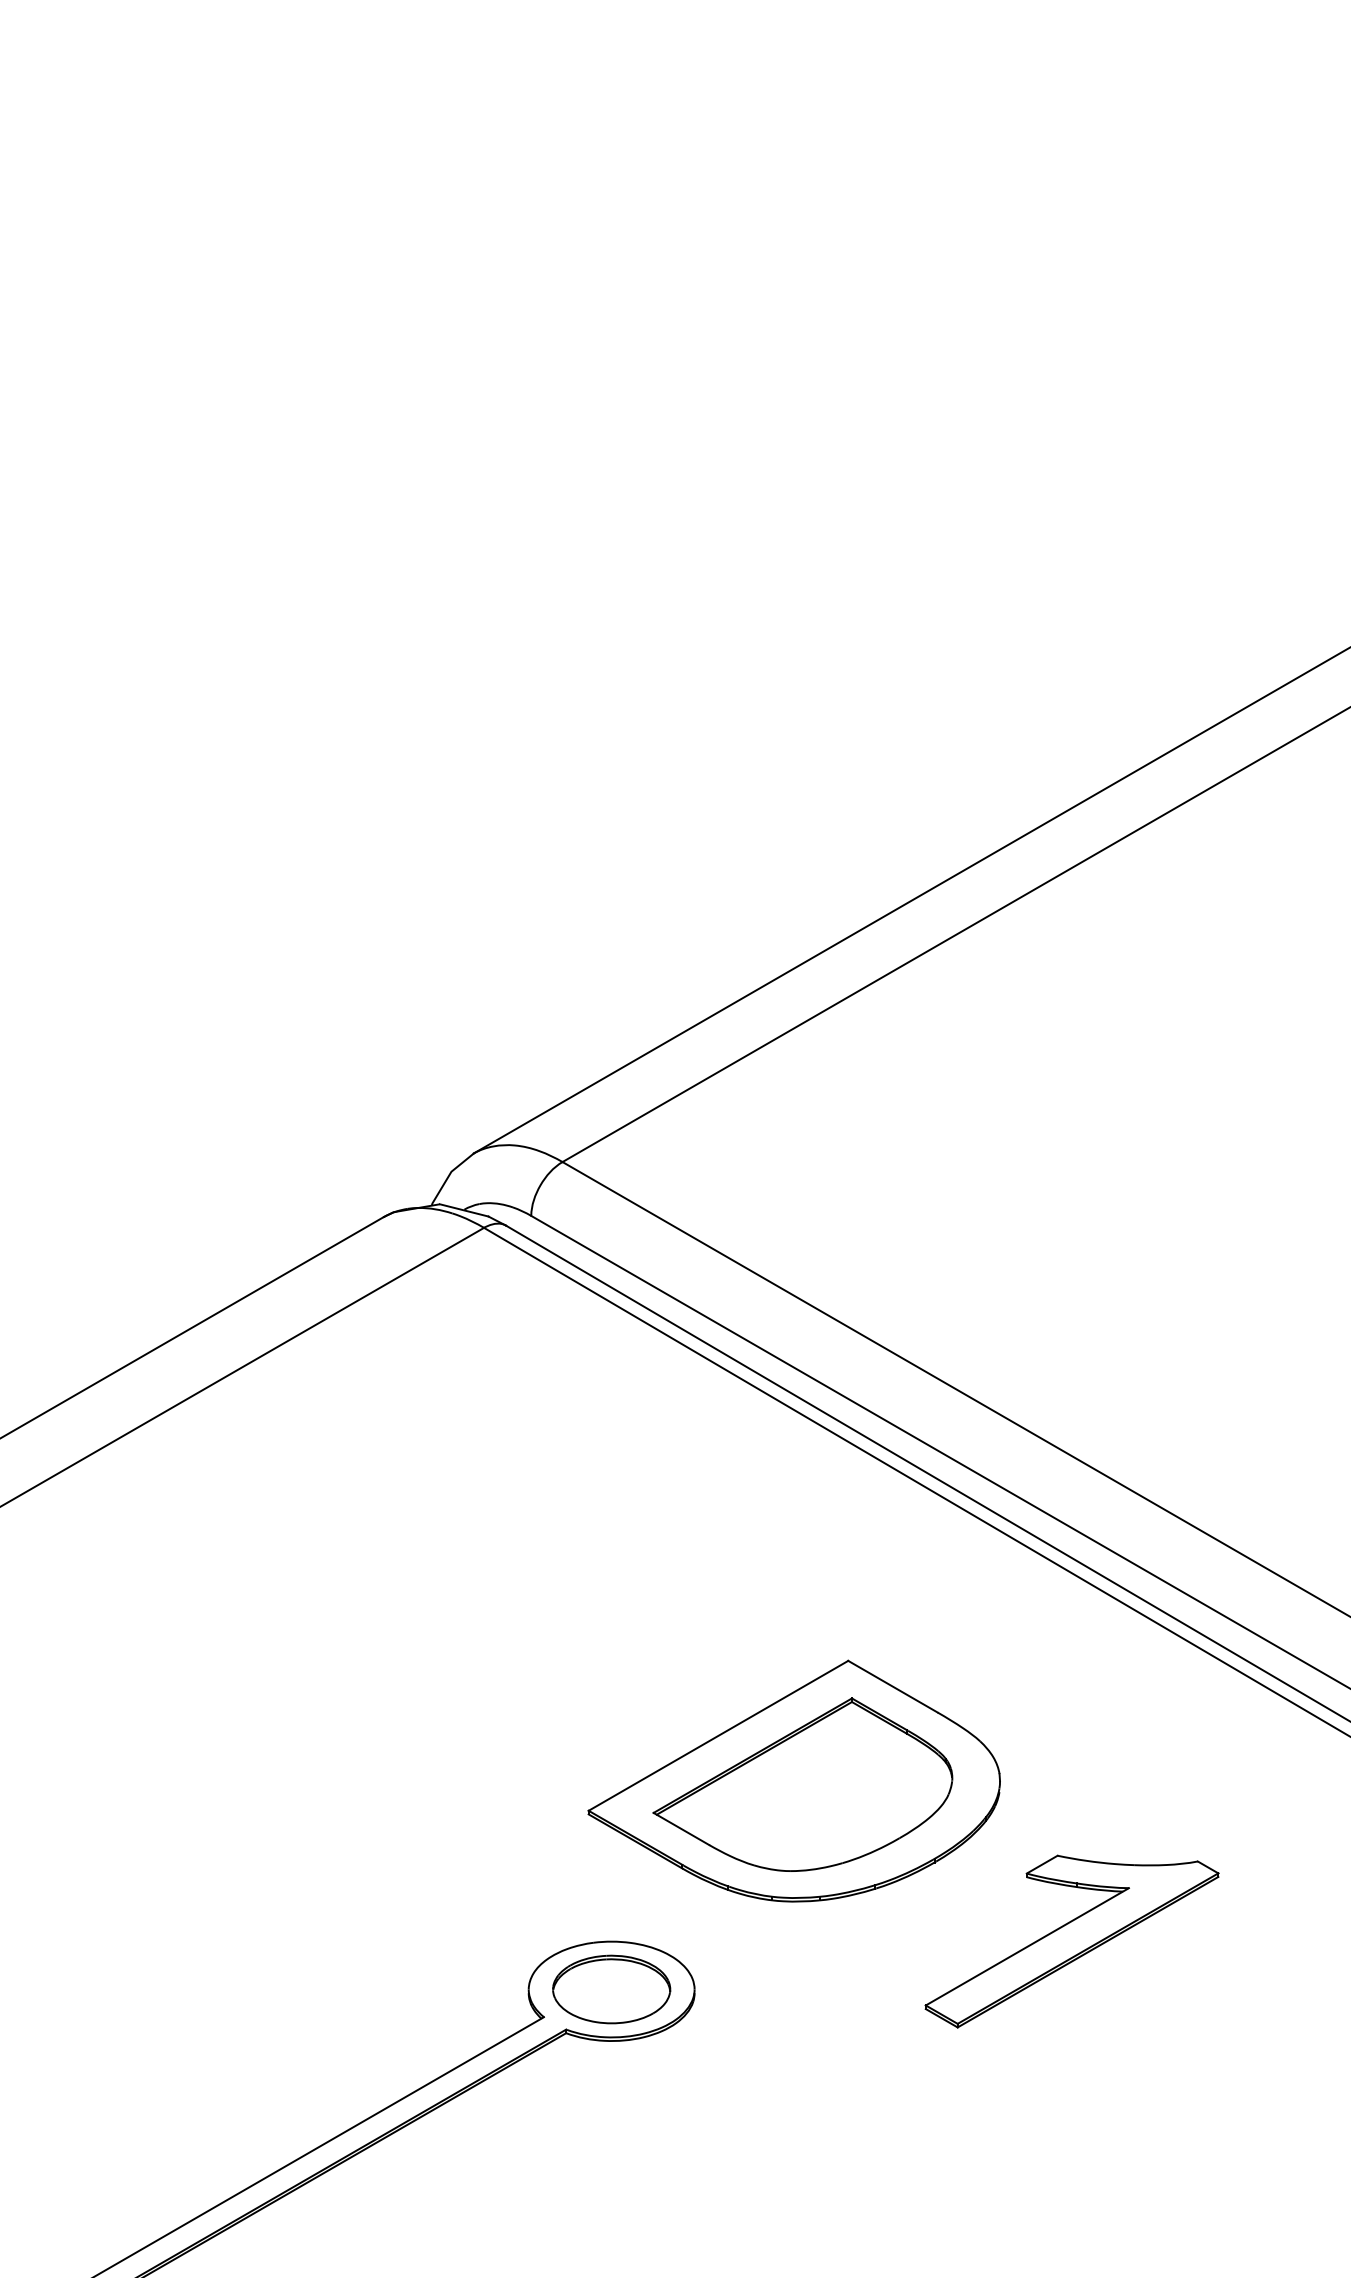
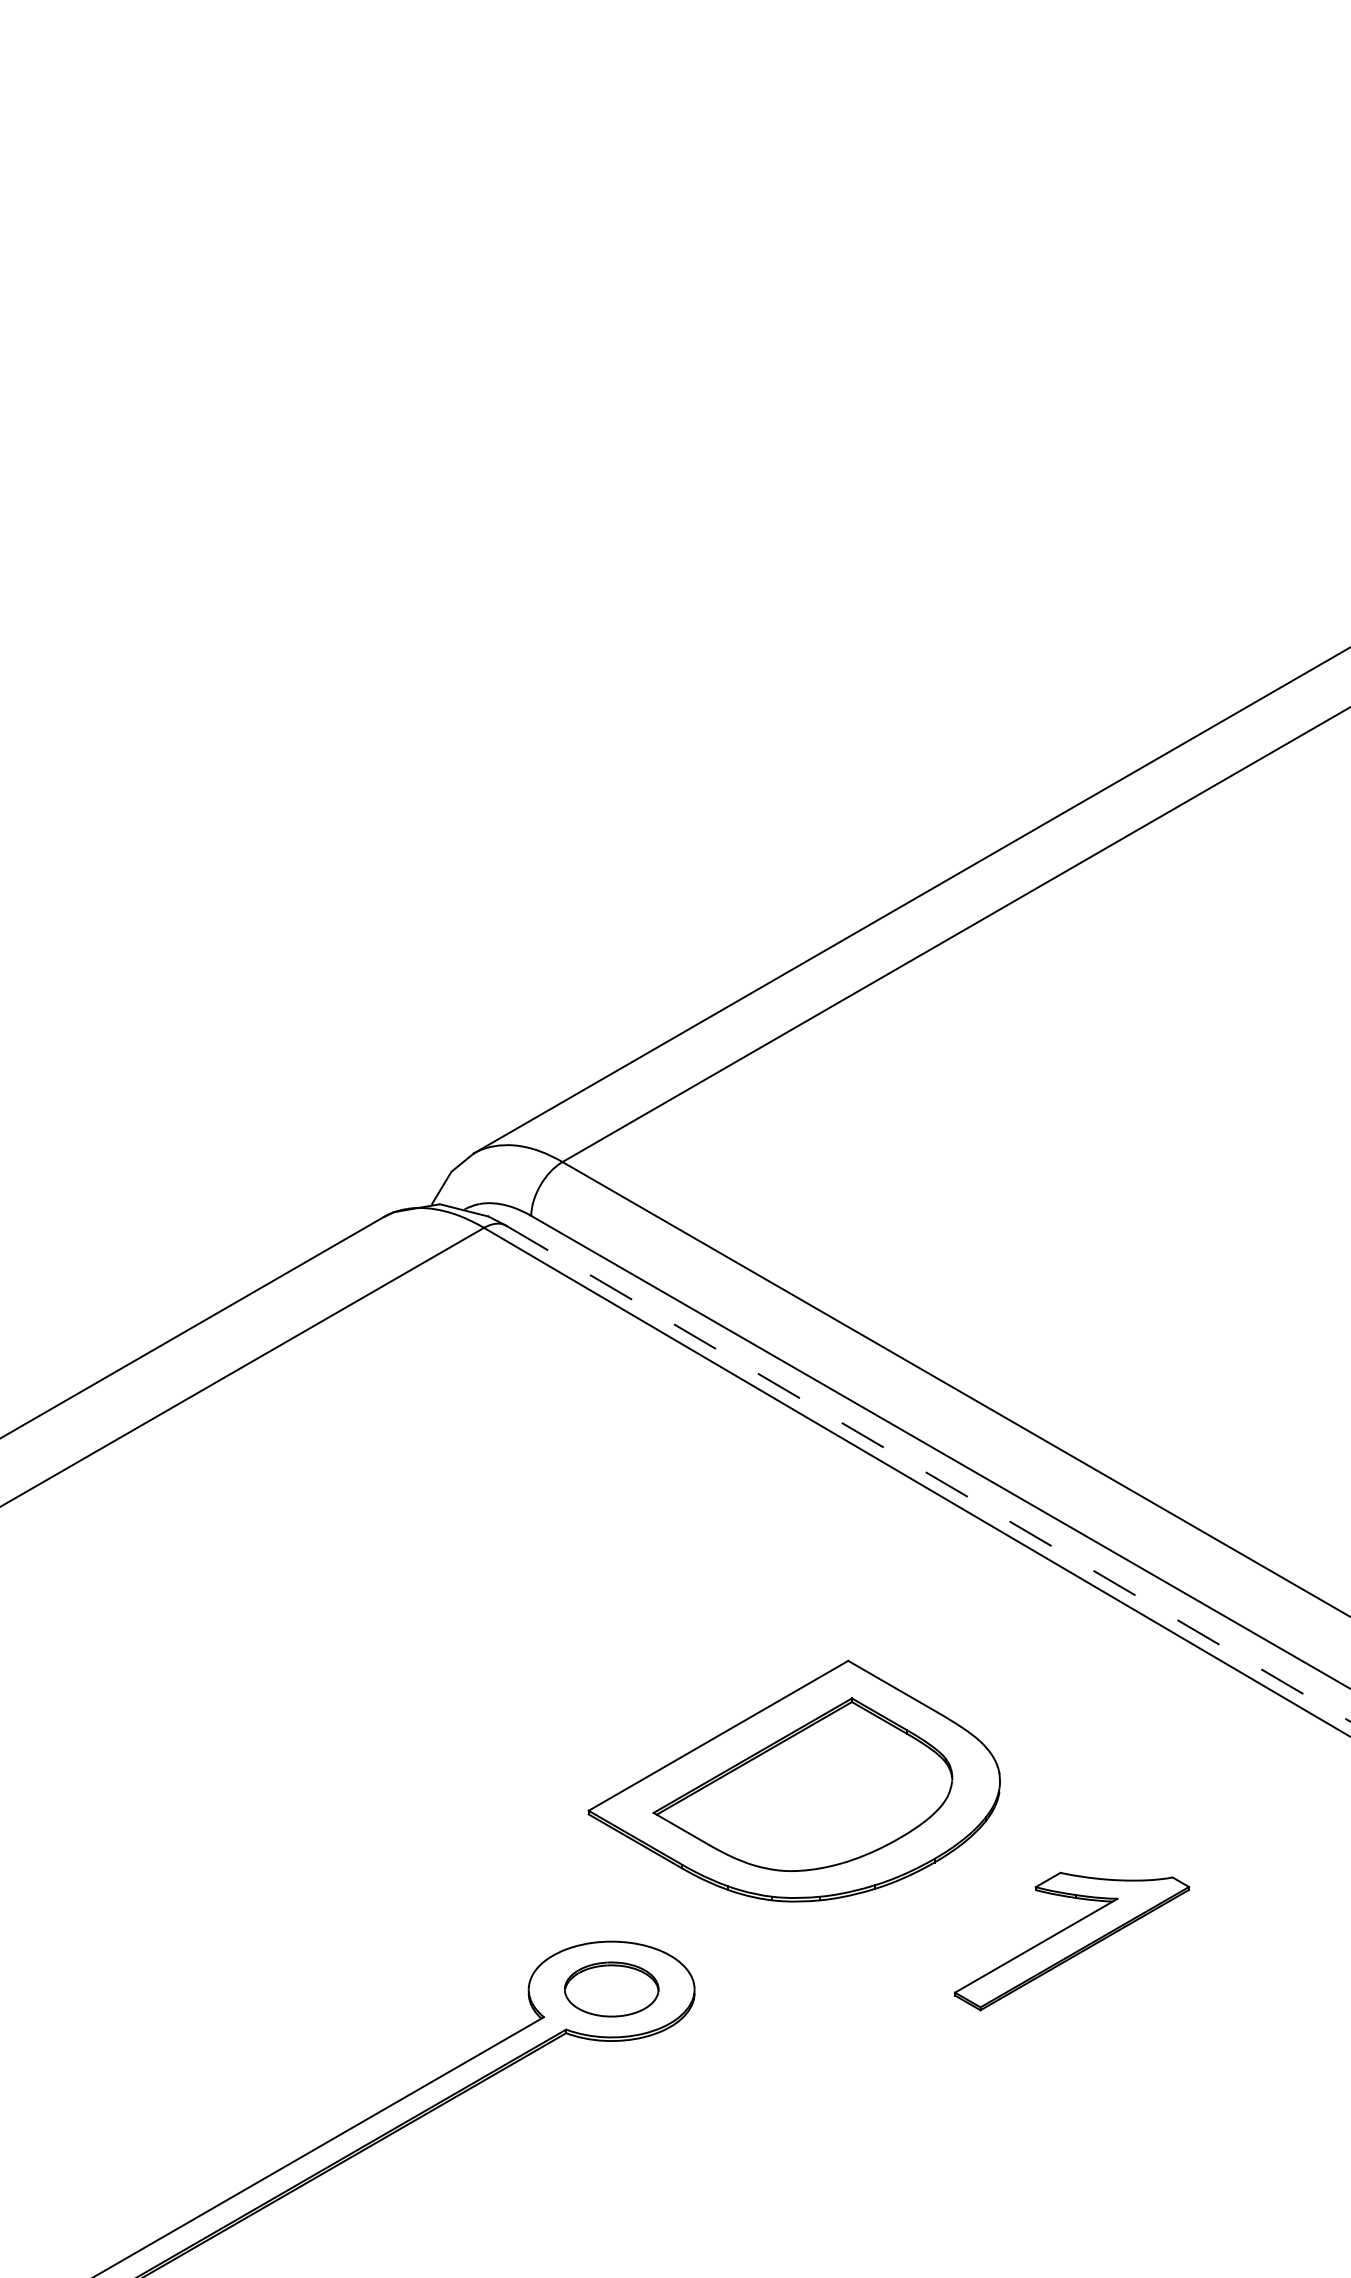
line: solid -> dashed (928, 1473)
part size: 296x175 px -> 237x141 px (1072, 1941)
part size: 120x71 px -> 96x57 px (611, 1989)
